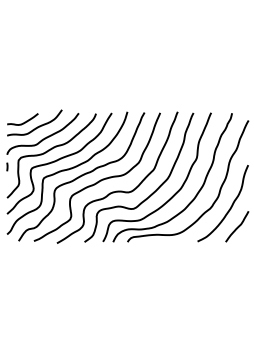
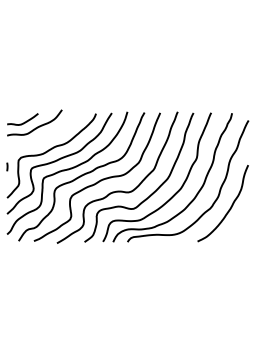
curve: present -> none (44, 137)
curve: present -> none (237, 226)
